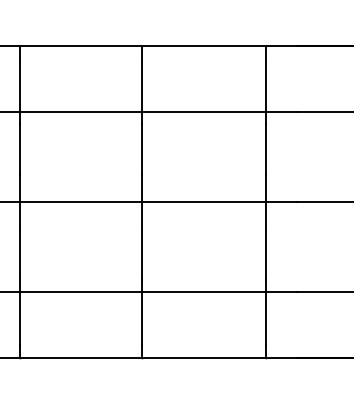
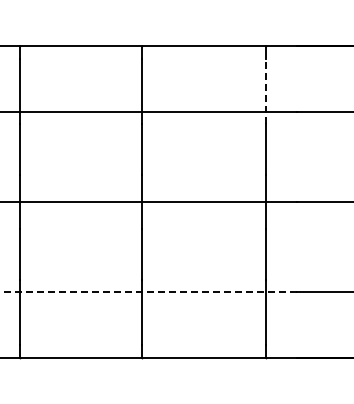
line: solid -> dashed (265, 91)
line: solid -> dashed (147, 291)
